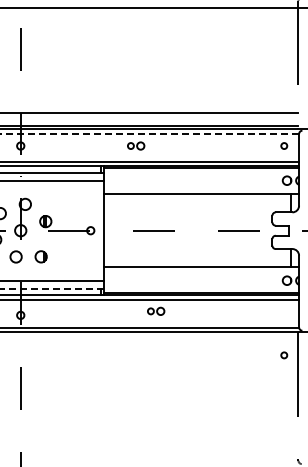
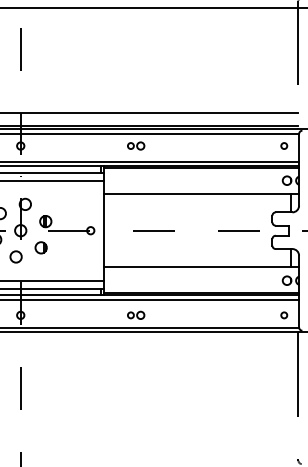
line: dashed -> solid (149, 133)
part position: (40, 256) -> (40, 247) (40, 247)
line: dashed -> solid (52, 288)
part position: (156, 310) -> (136, 314) (136, 314)
circle position: (284, 355) -> (284, 315) (284, 315)
